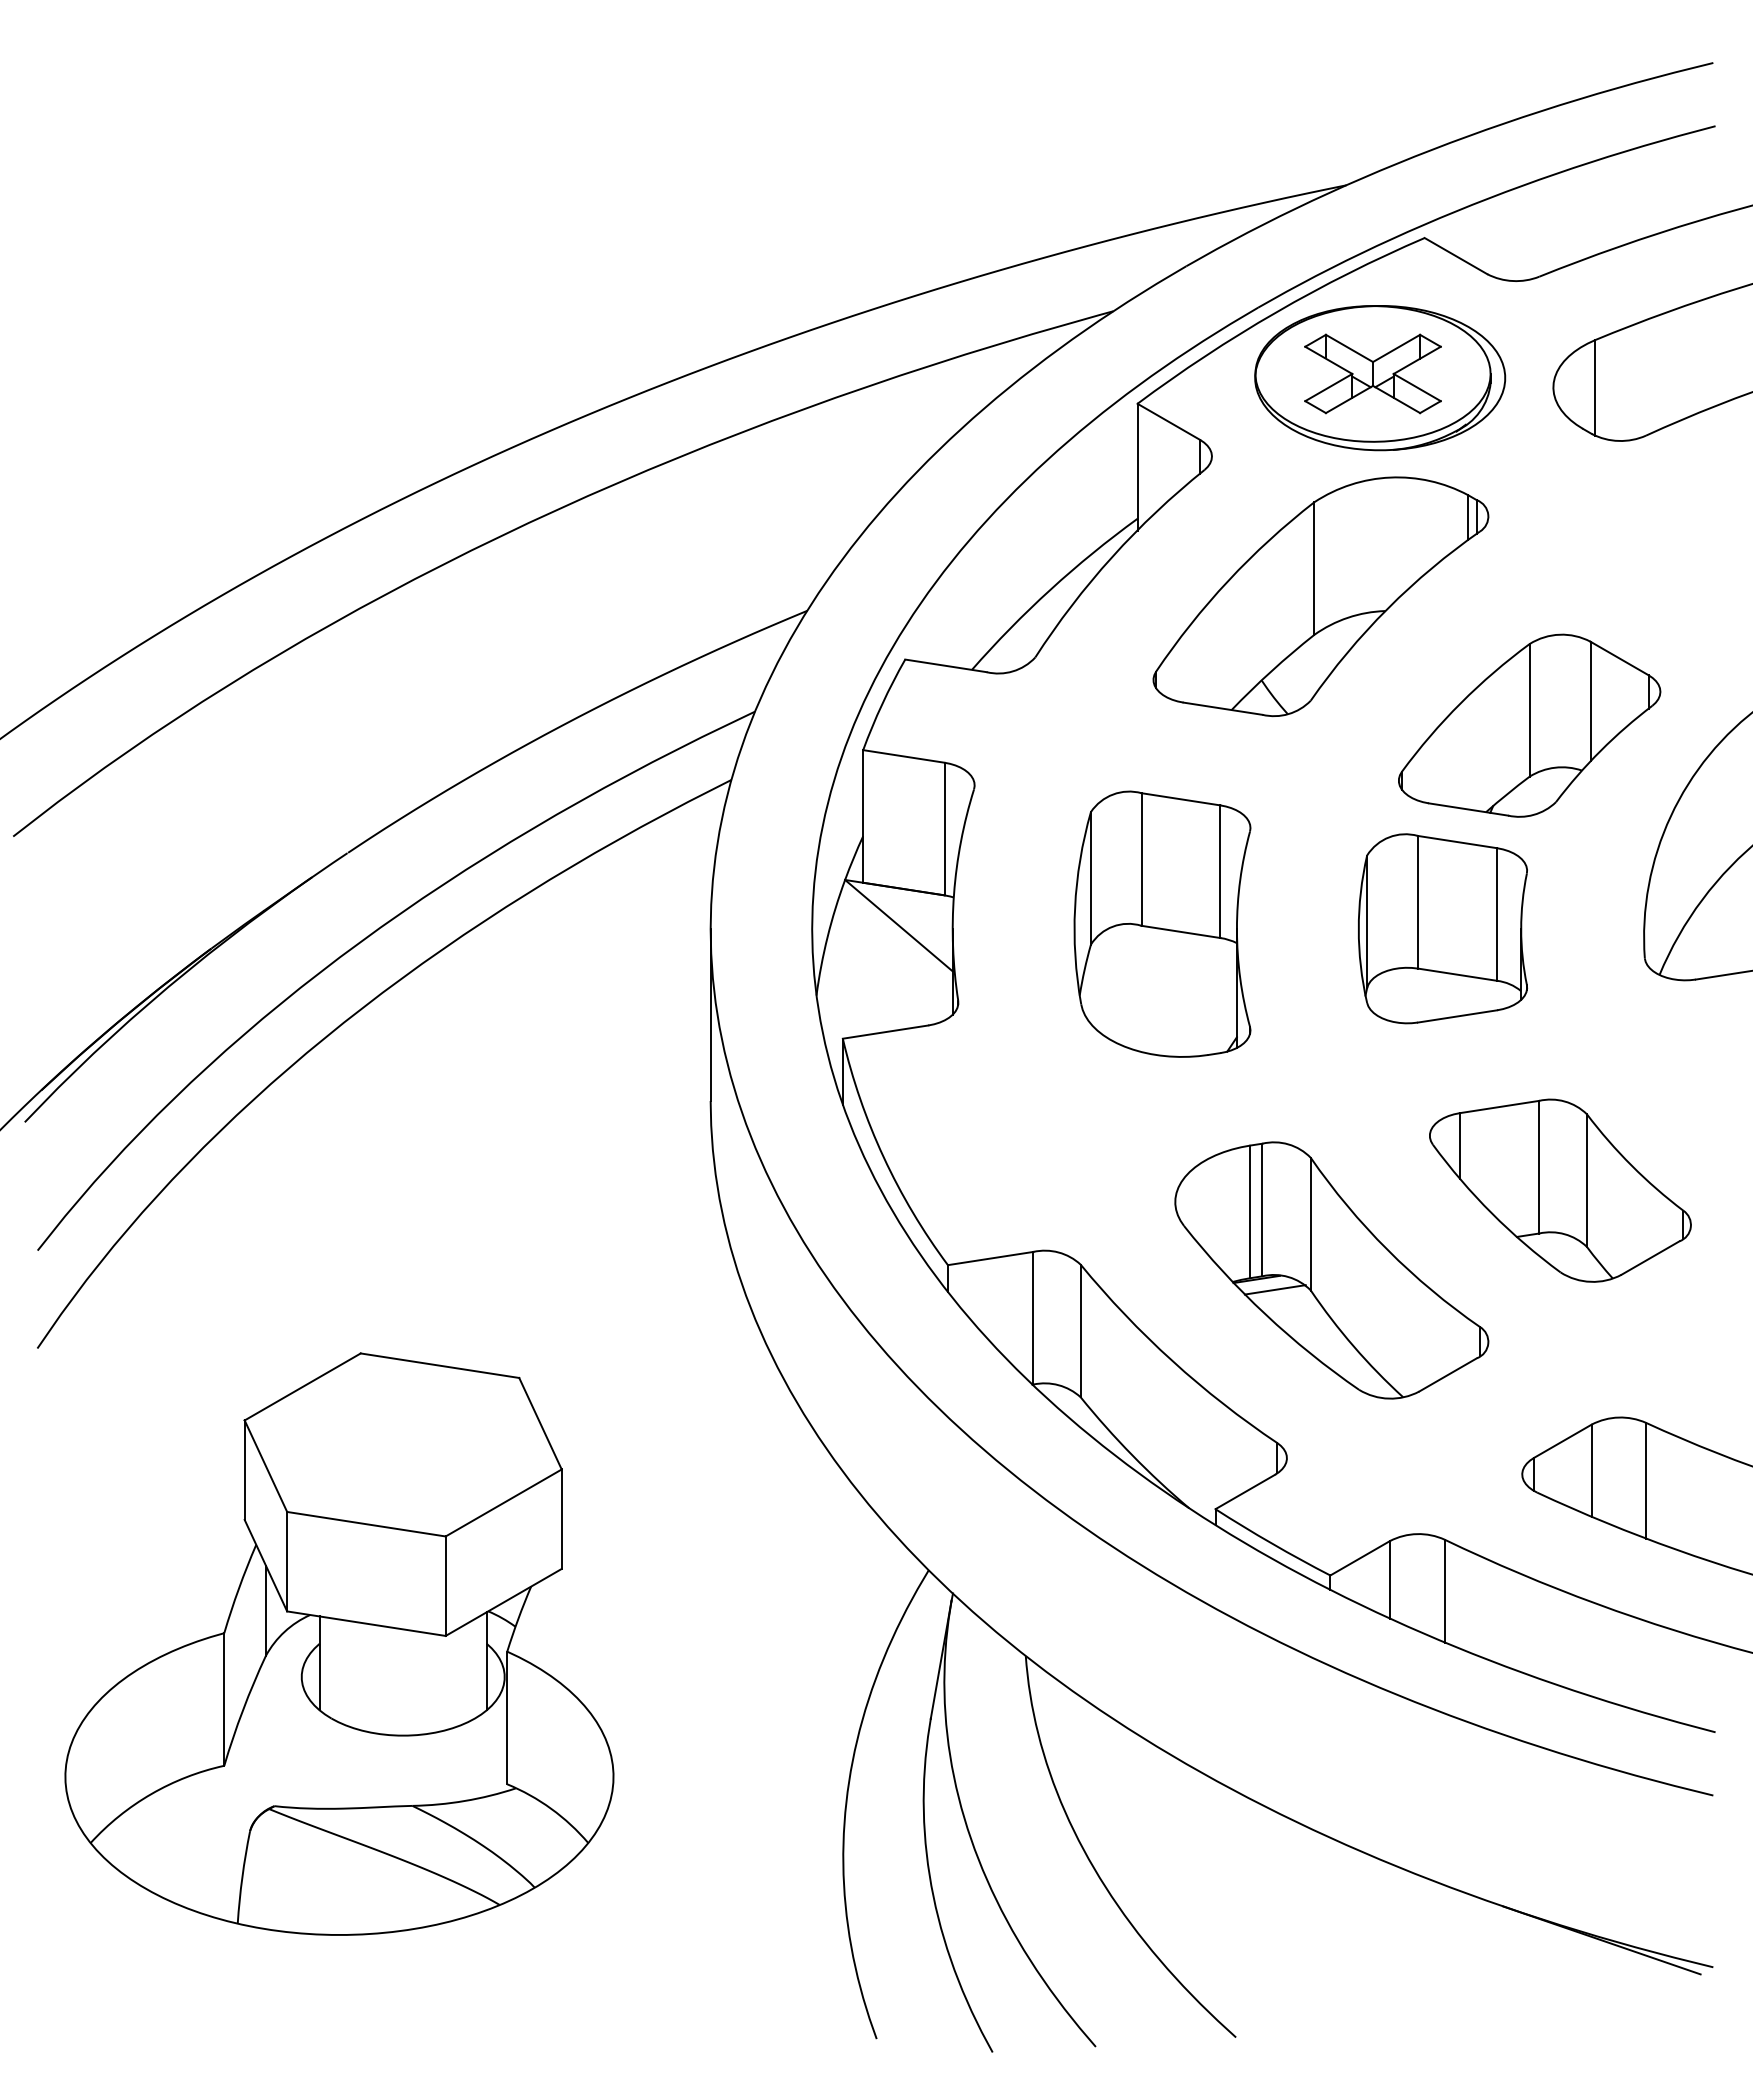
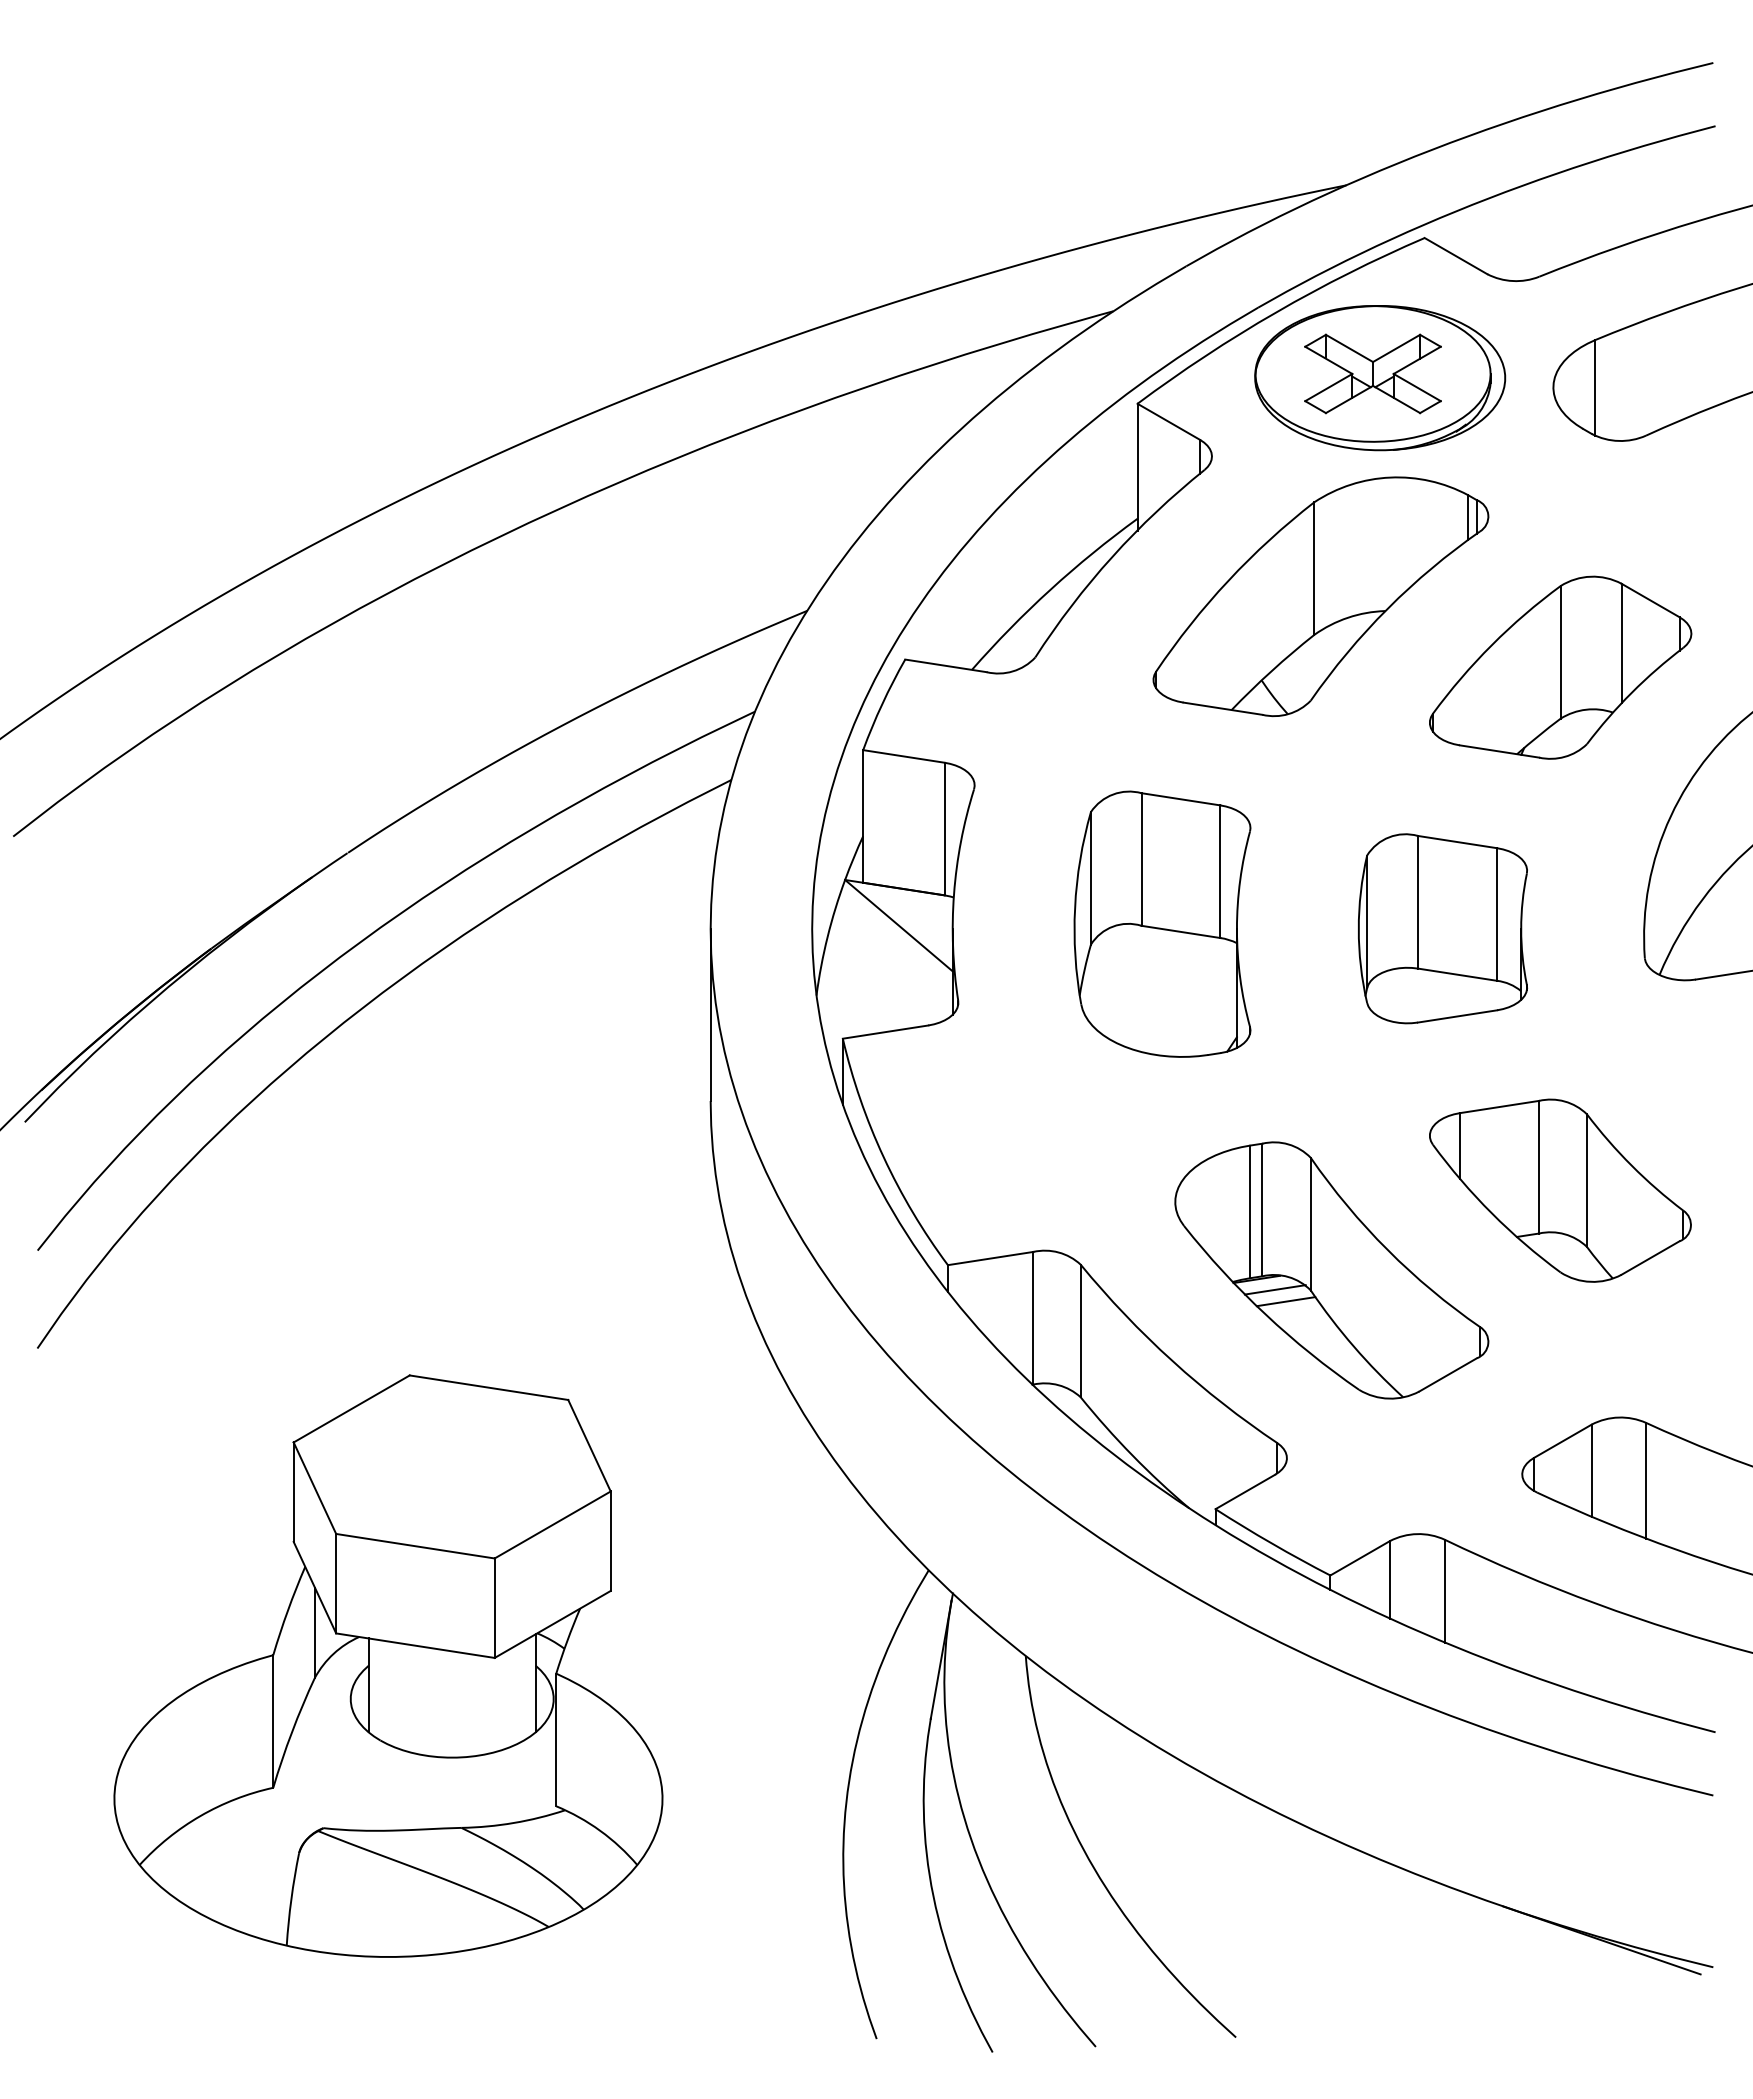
part position: (1529, 725) -> (1560, 667) (1560, 667)
line: none -> present (1285, 1301)
part position: (339, 1643) -> (388, 1665) (388, 1665)
